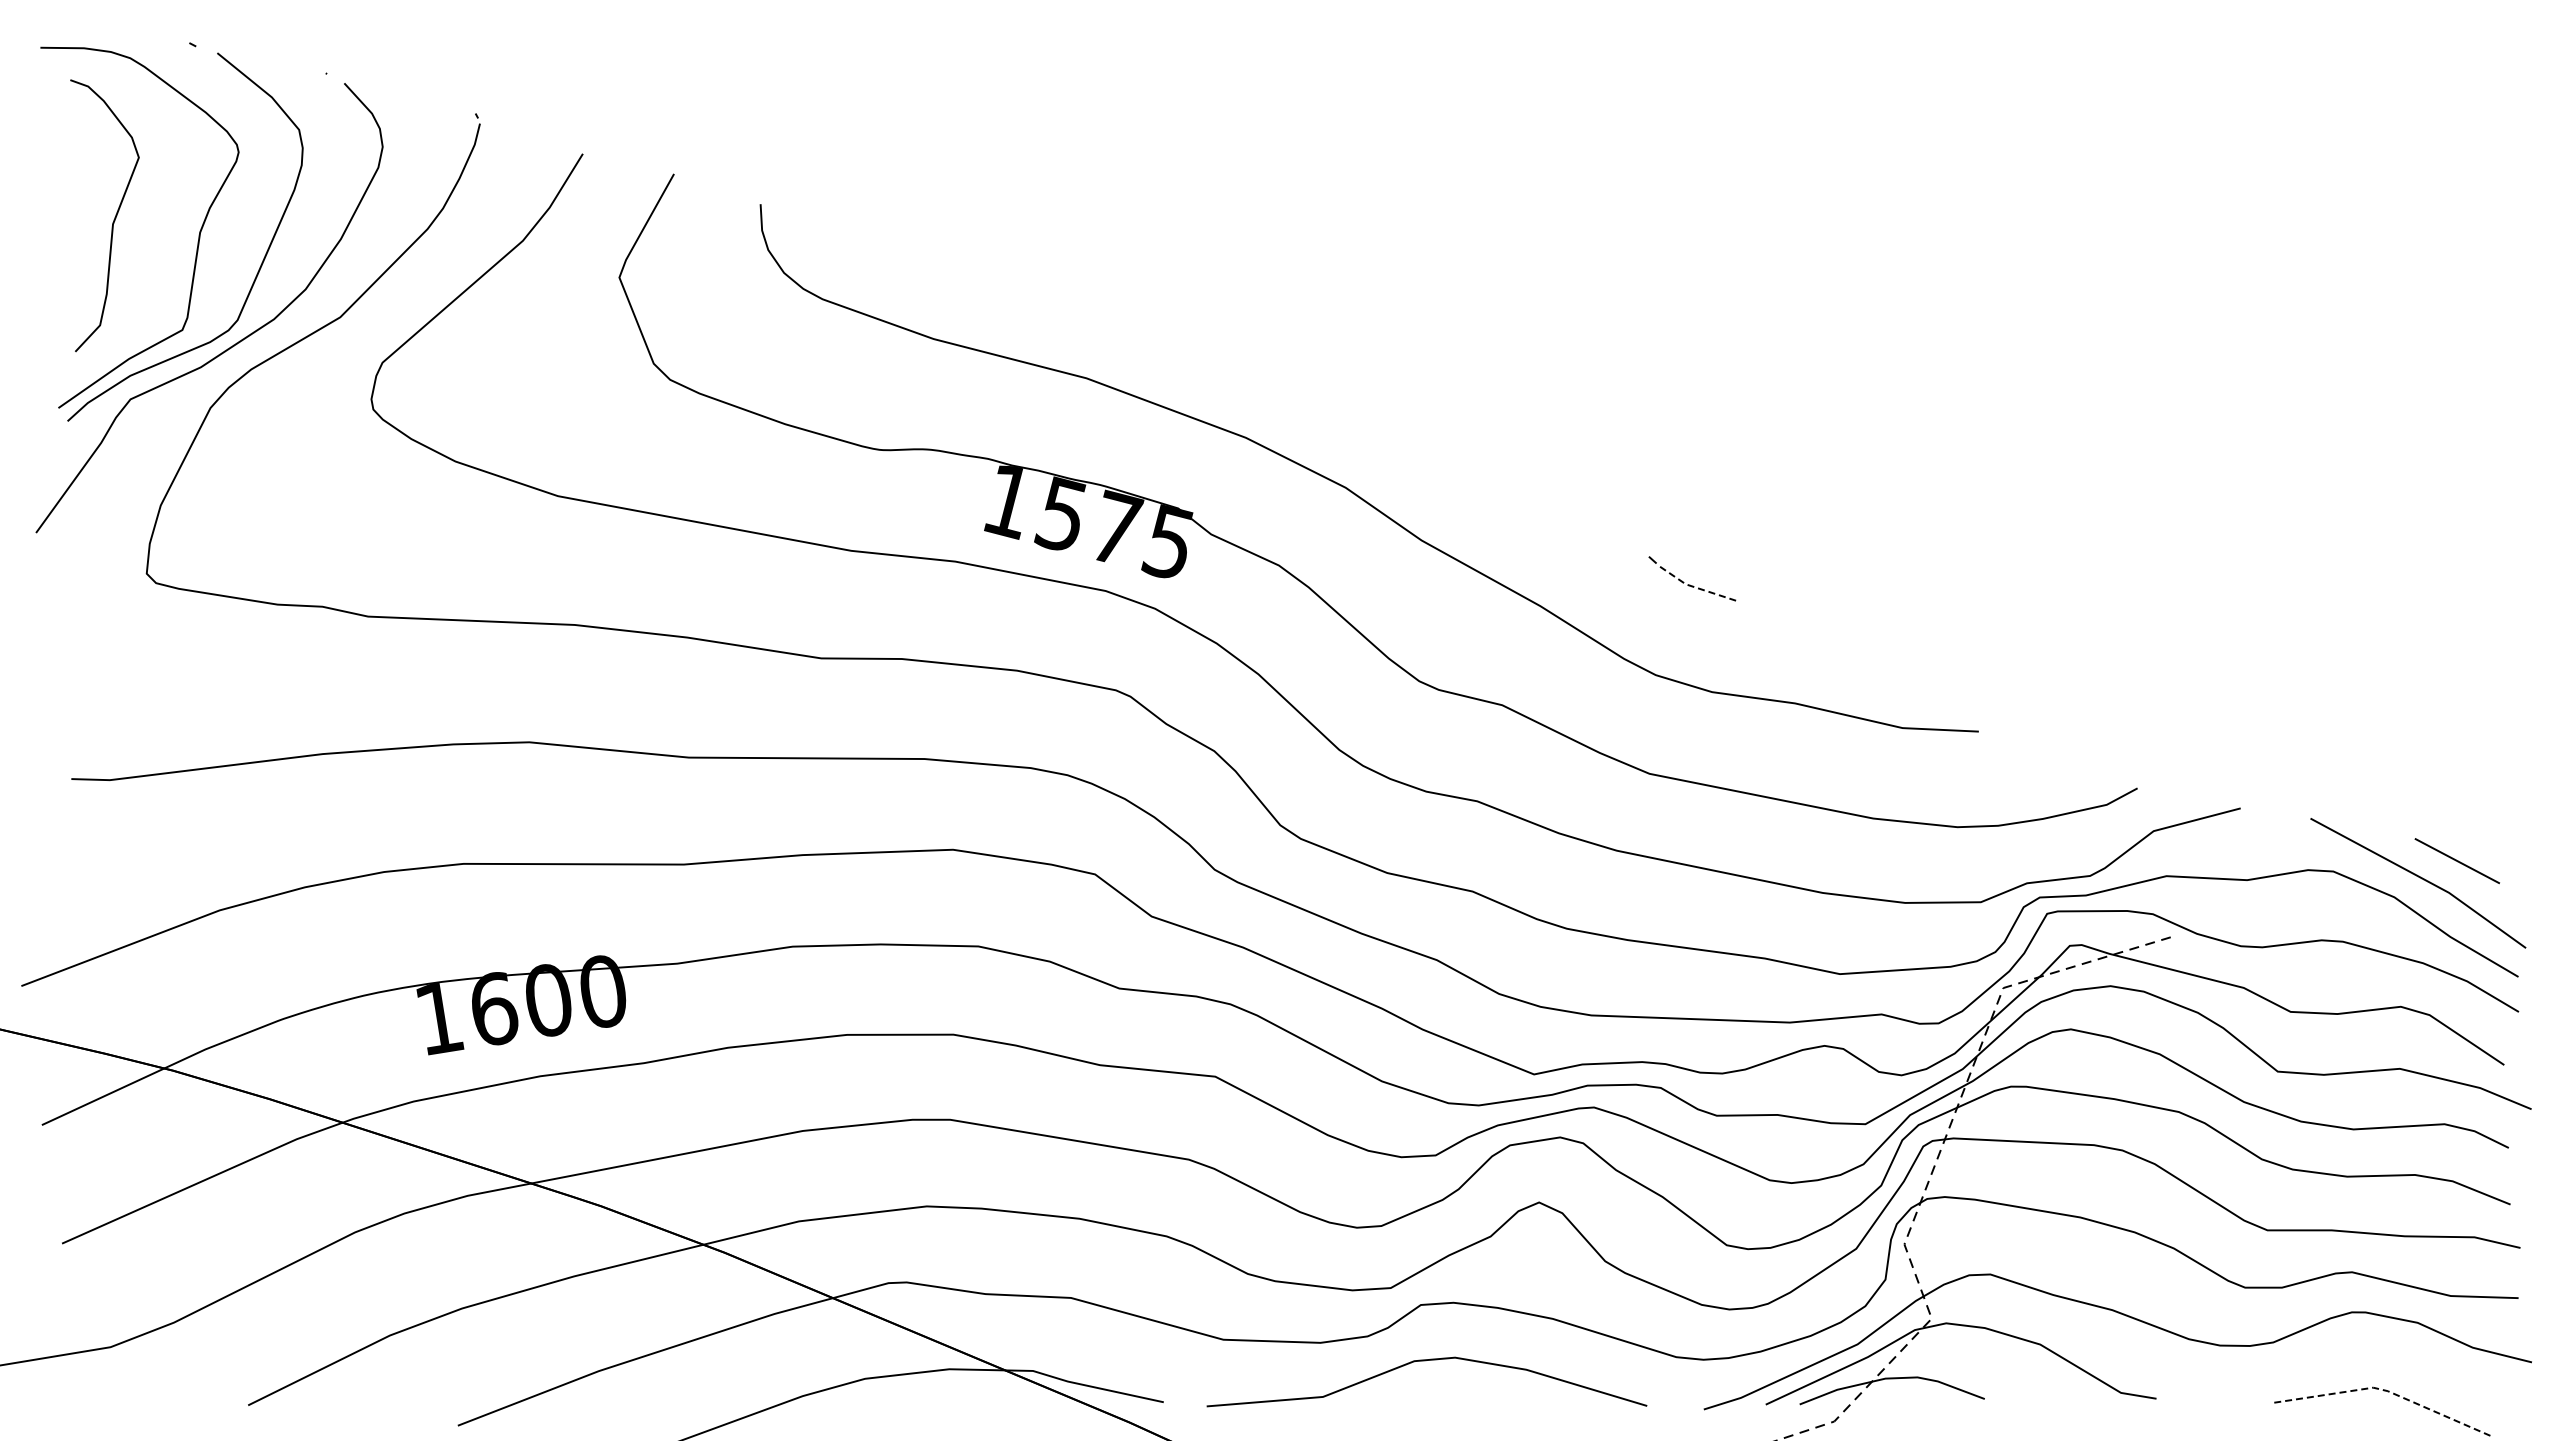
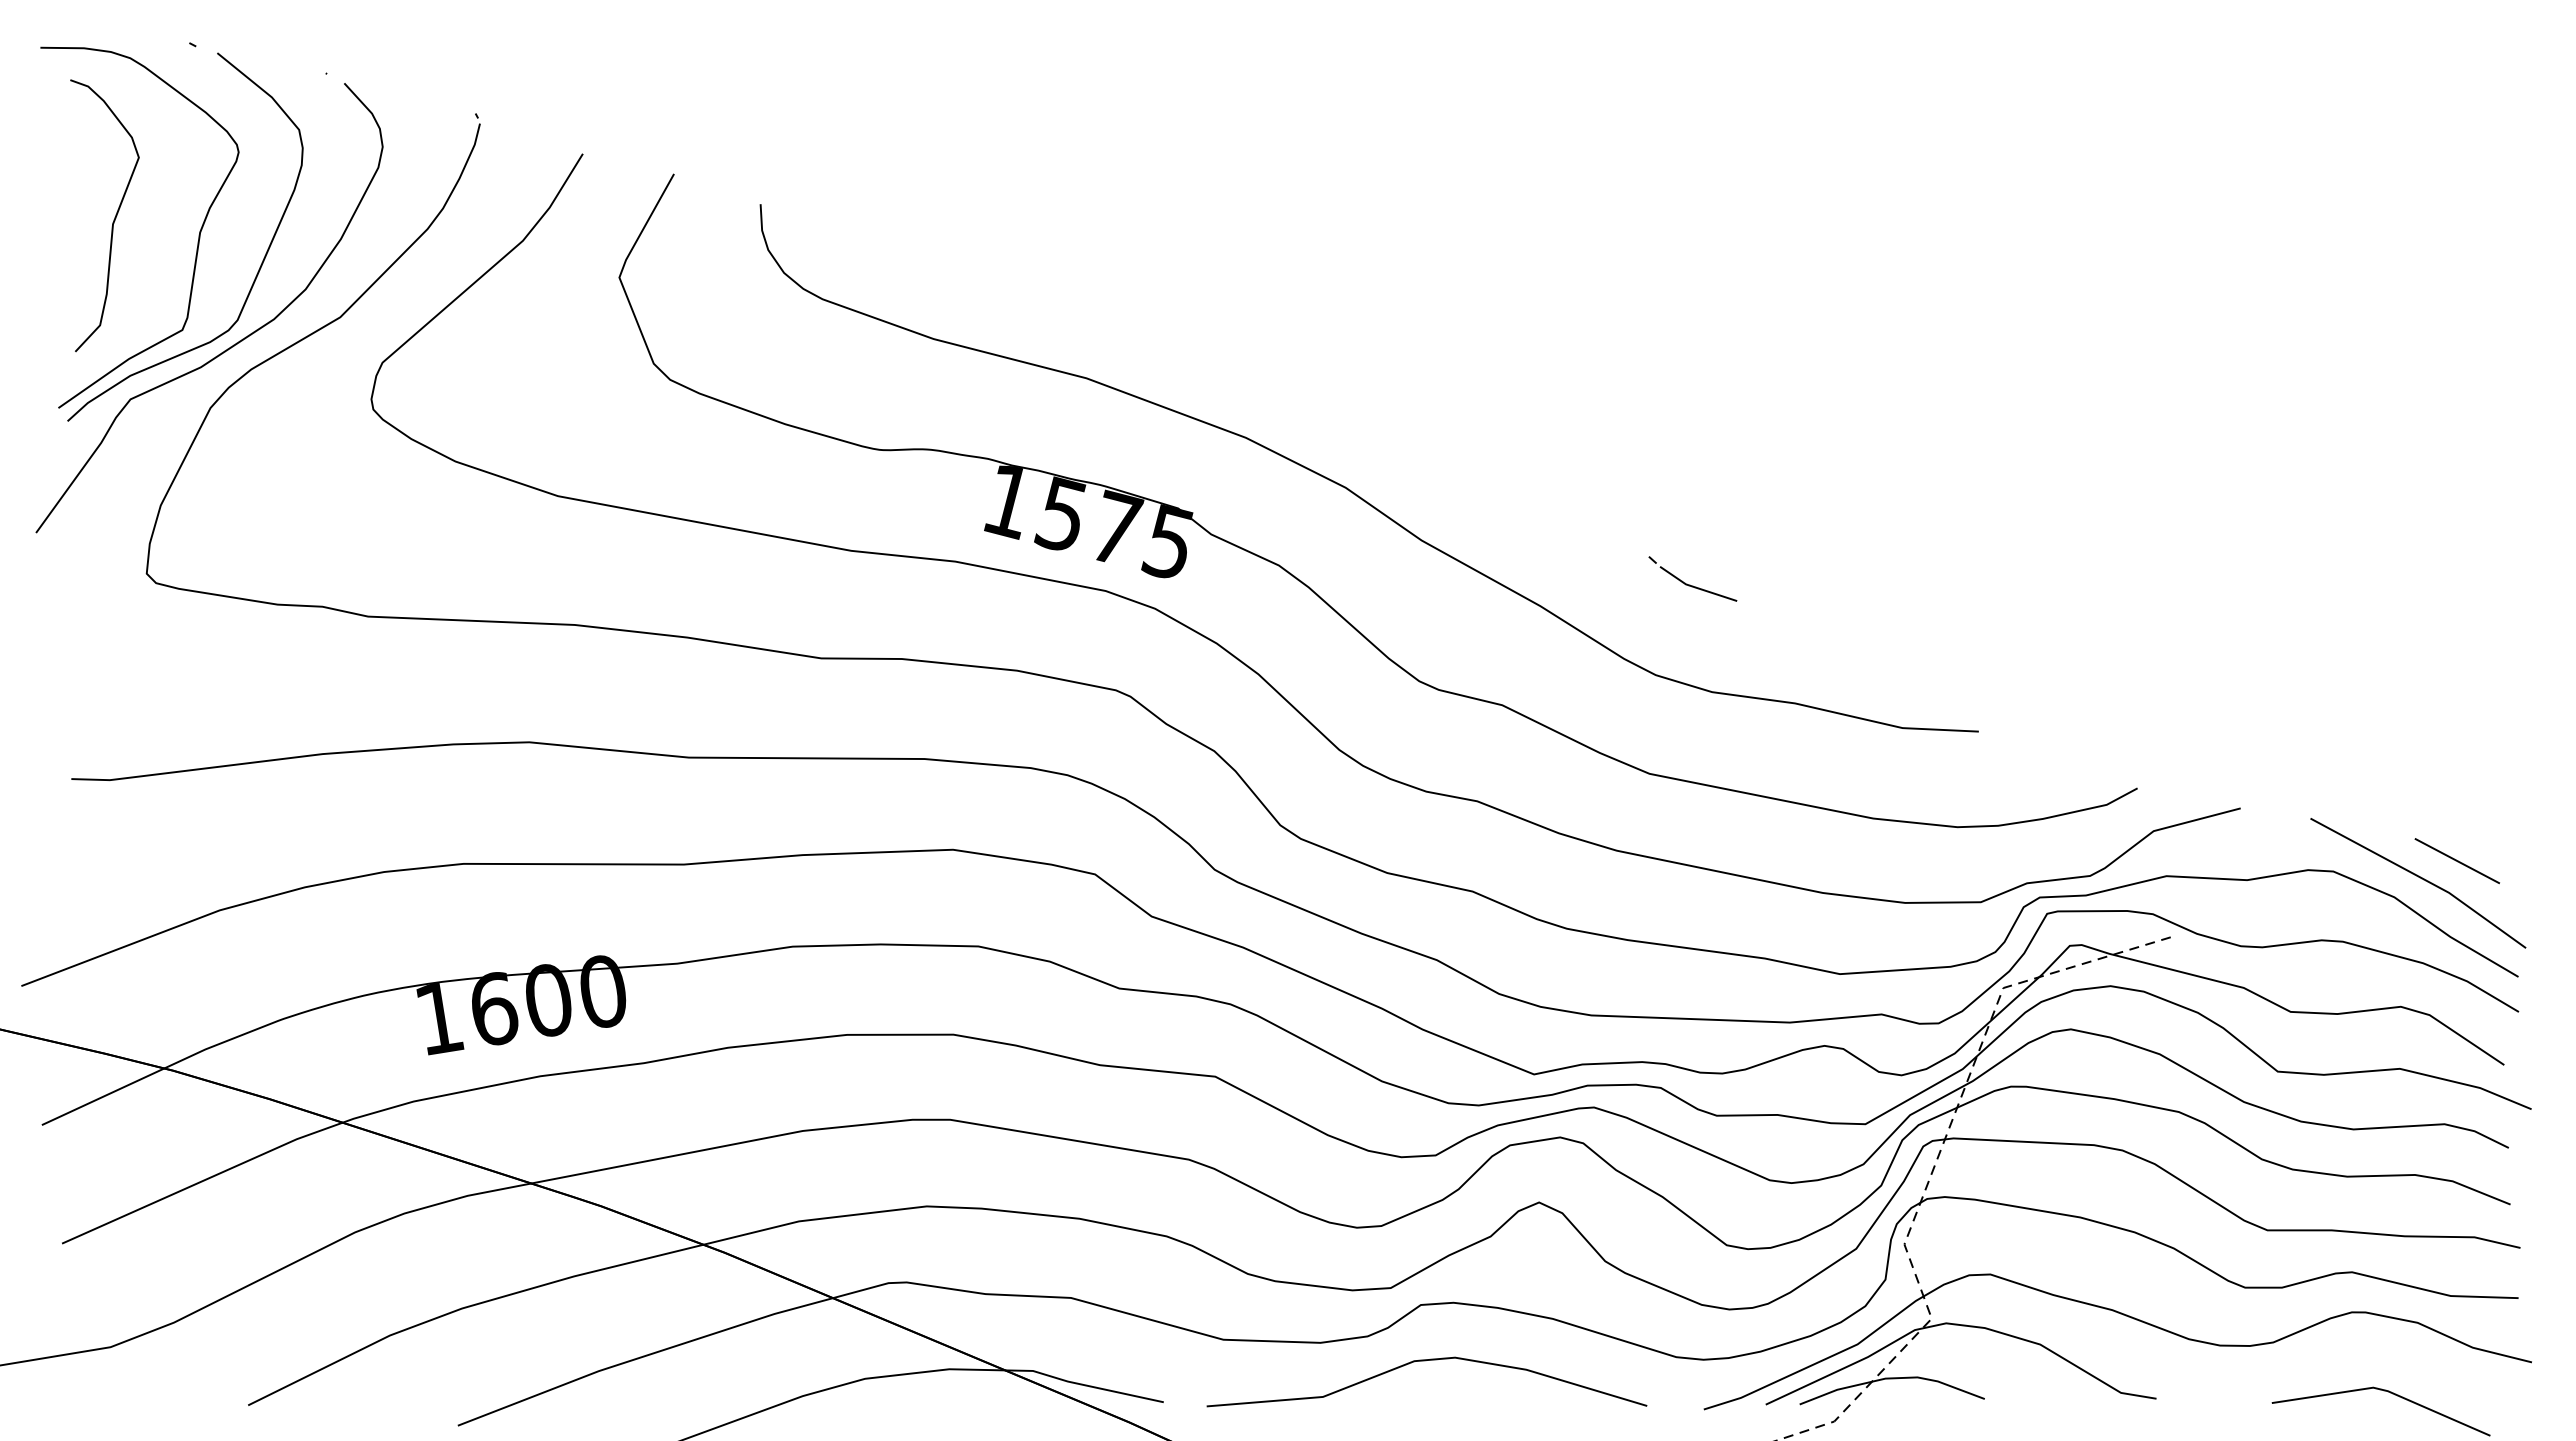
line: dashed -> solid (1696, 587)
line: dashed -> solid (2384, 1390)
